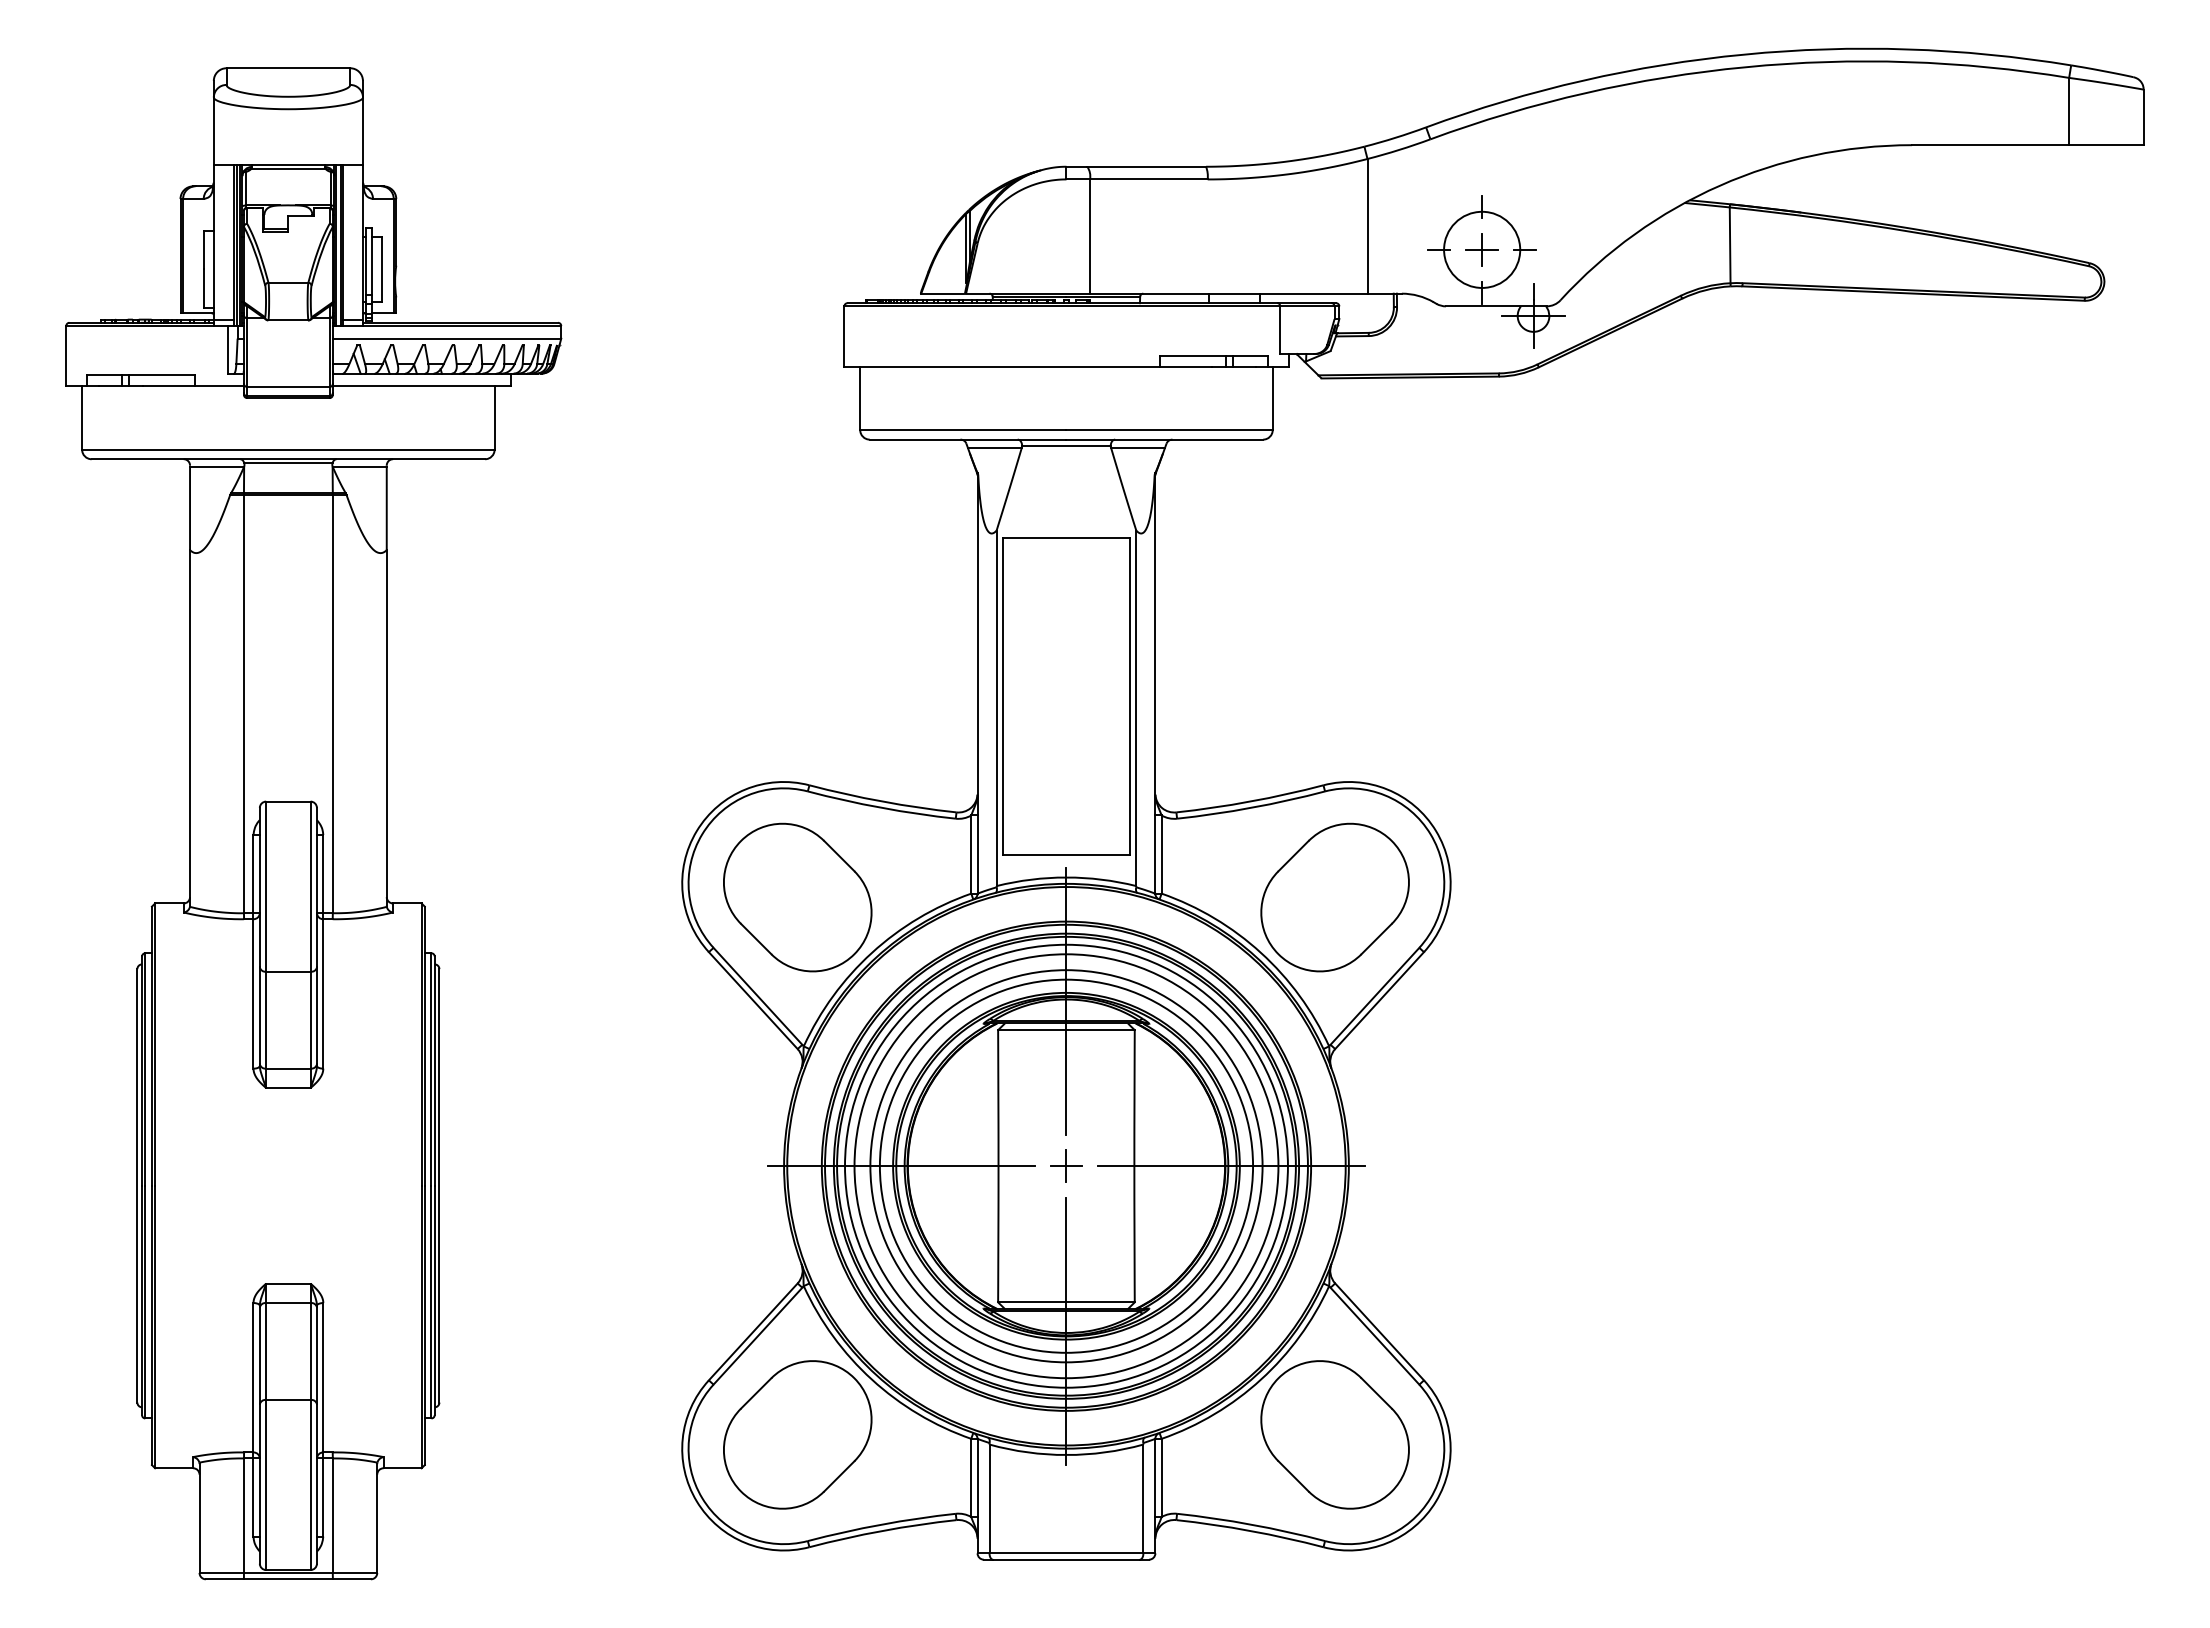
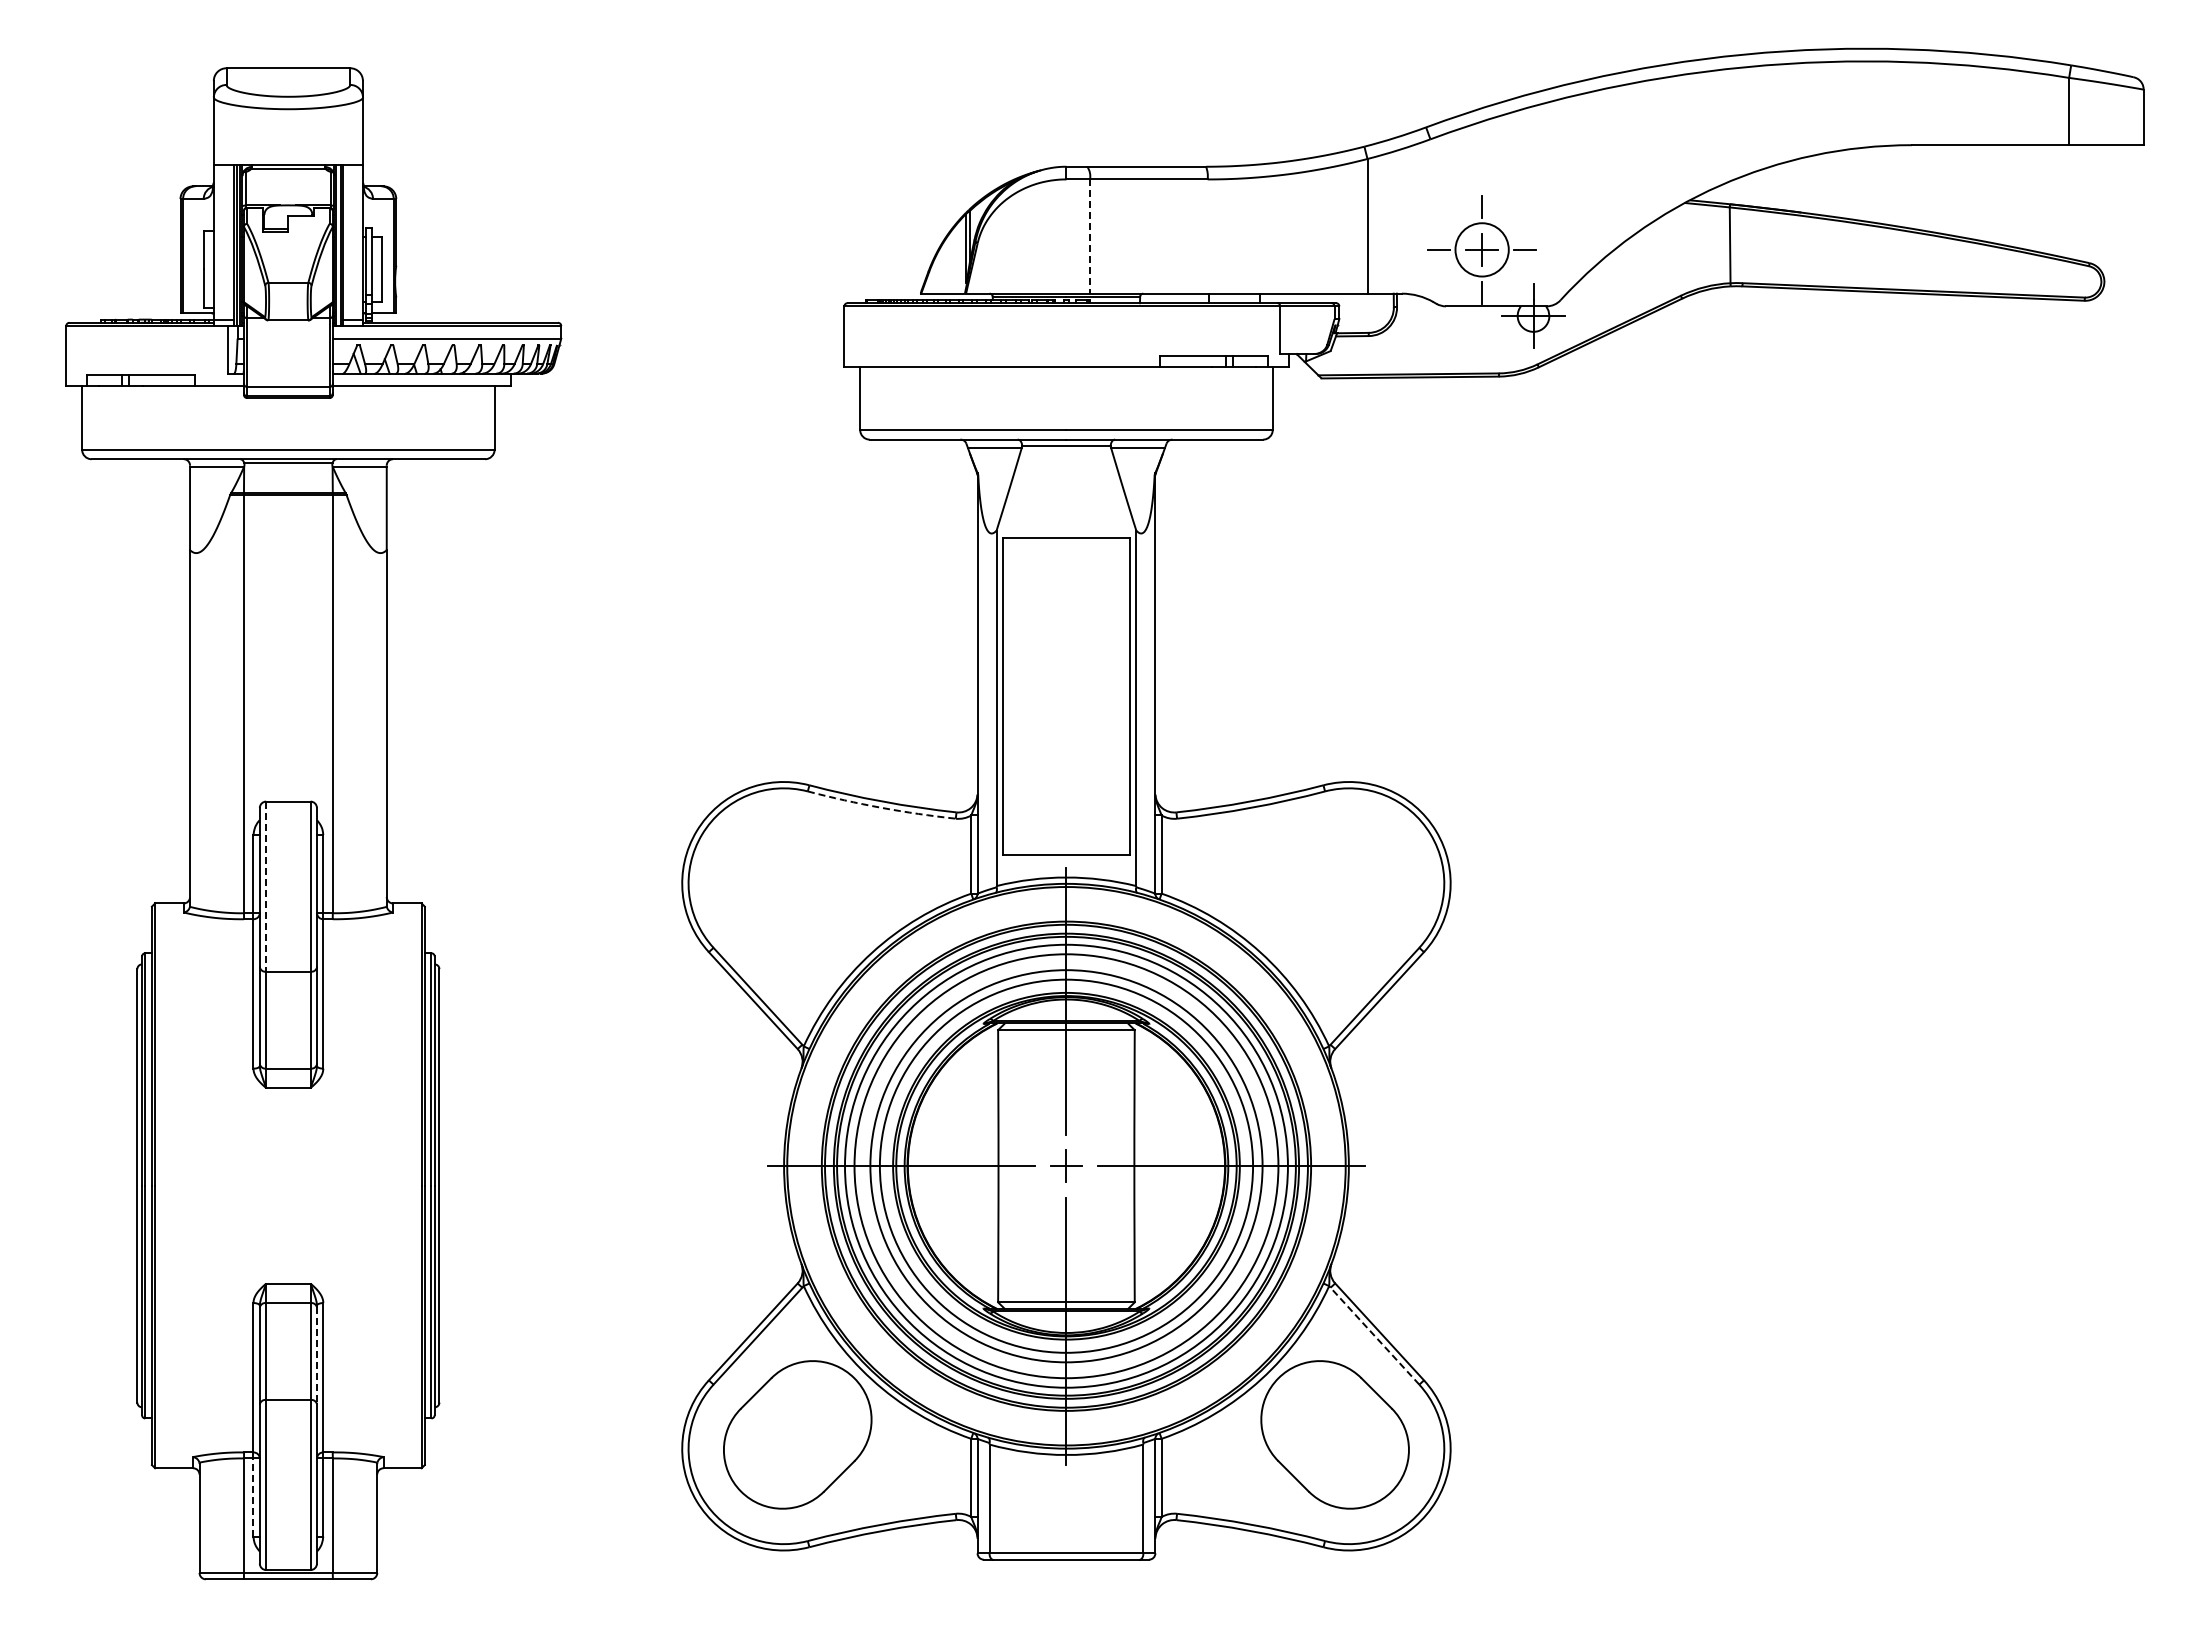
line: solid -> dashed (1090, 237)
circle diameter: 76 px -> 53 px (1481, 249)
arc: solid -> dashed (881, 807)
line: solid -> dashed (266, 887)
part: present -> none (797, 897)
part: present -> none (1334, 897)
line: solid -> dashed (1374, 1336)
line: solid -> dashed (316, 1356)
line: solid -> dashed (253, 1497)
